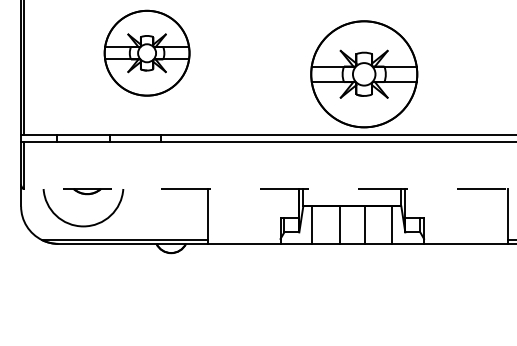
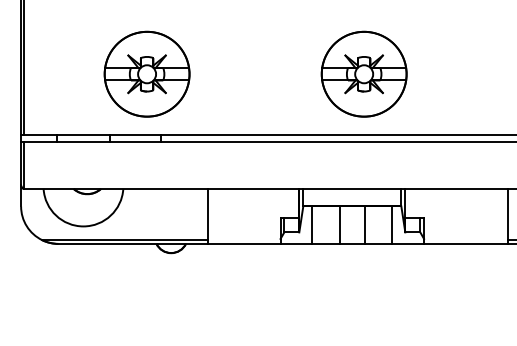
part position: (146, 52) -> (146, 73) (146, 73)
part size: 109x109 px -> 88x88 px (363, 73)
line: dashed -> solid (270, 189)
